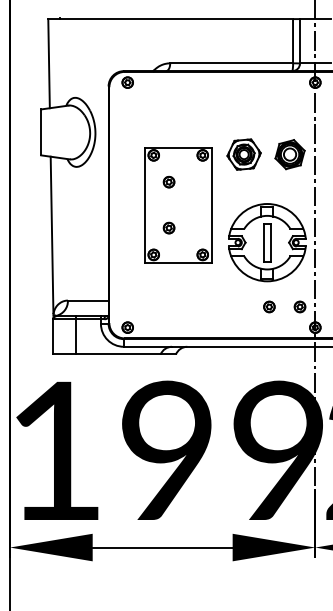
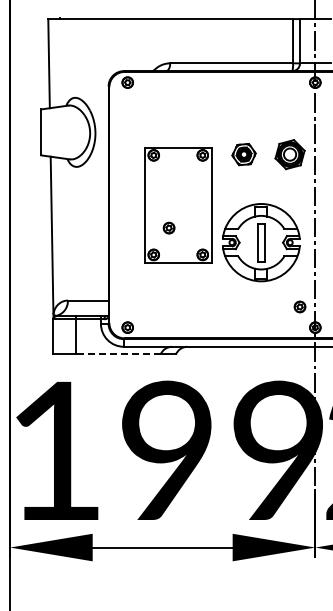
part size: 36x33 px -> 26x24 px (243, 154)
part: present -> none (168, 182)
part position: (267, 242) -> (261, 242) (261, 242)
part: present -> none (269, 306)
line: solid -> dashed (118, 354)
